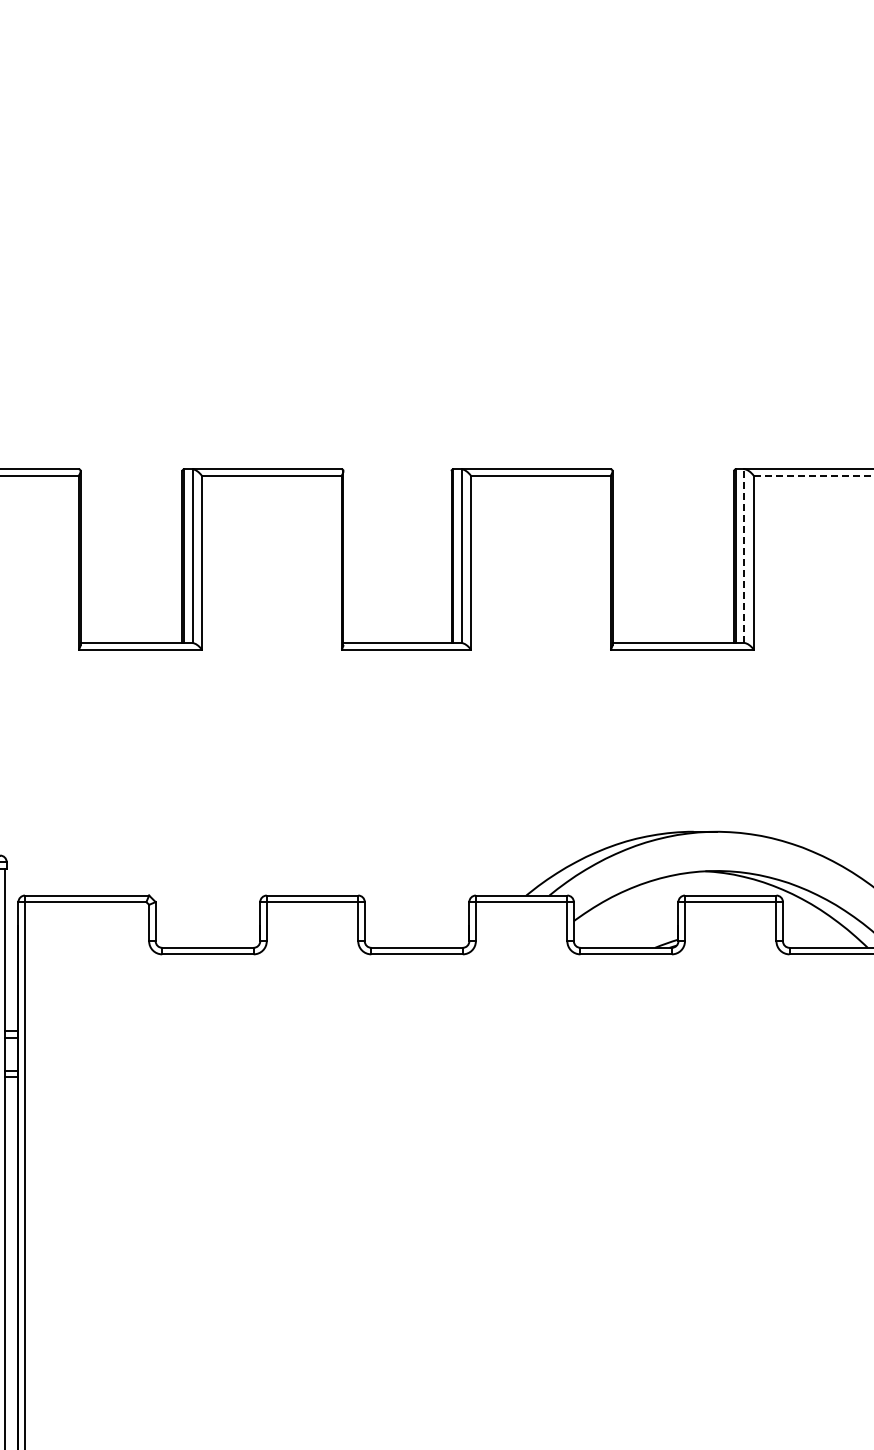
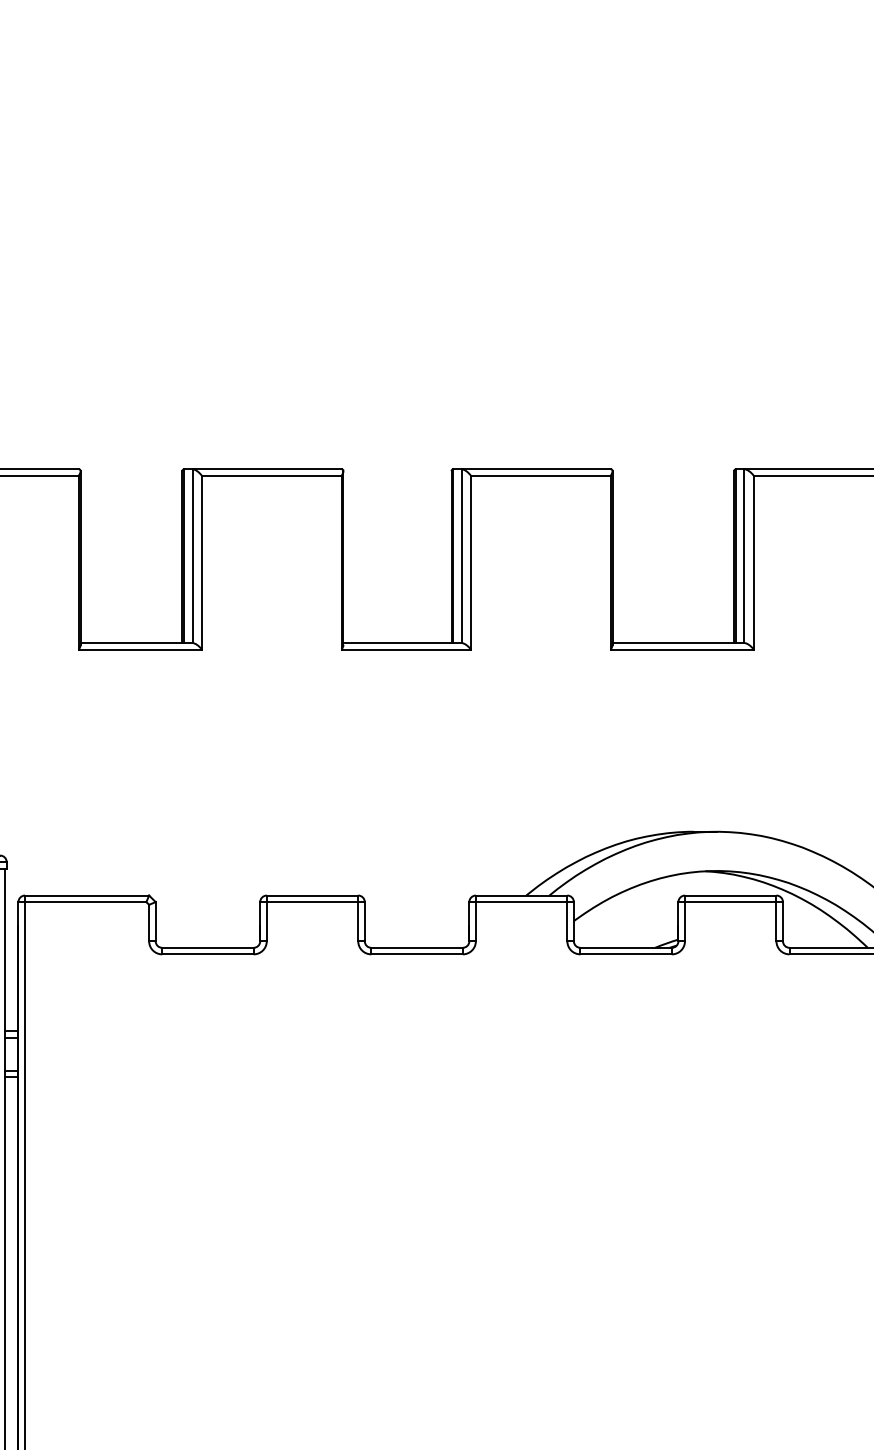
line: dashed -> solid (813, 475)
line: dashed -> solid (744, 556)
